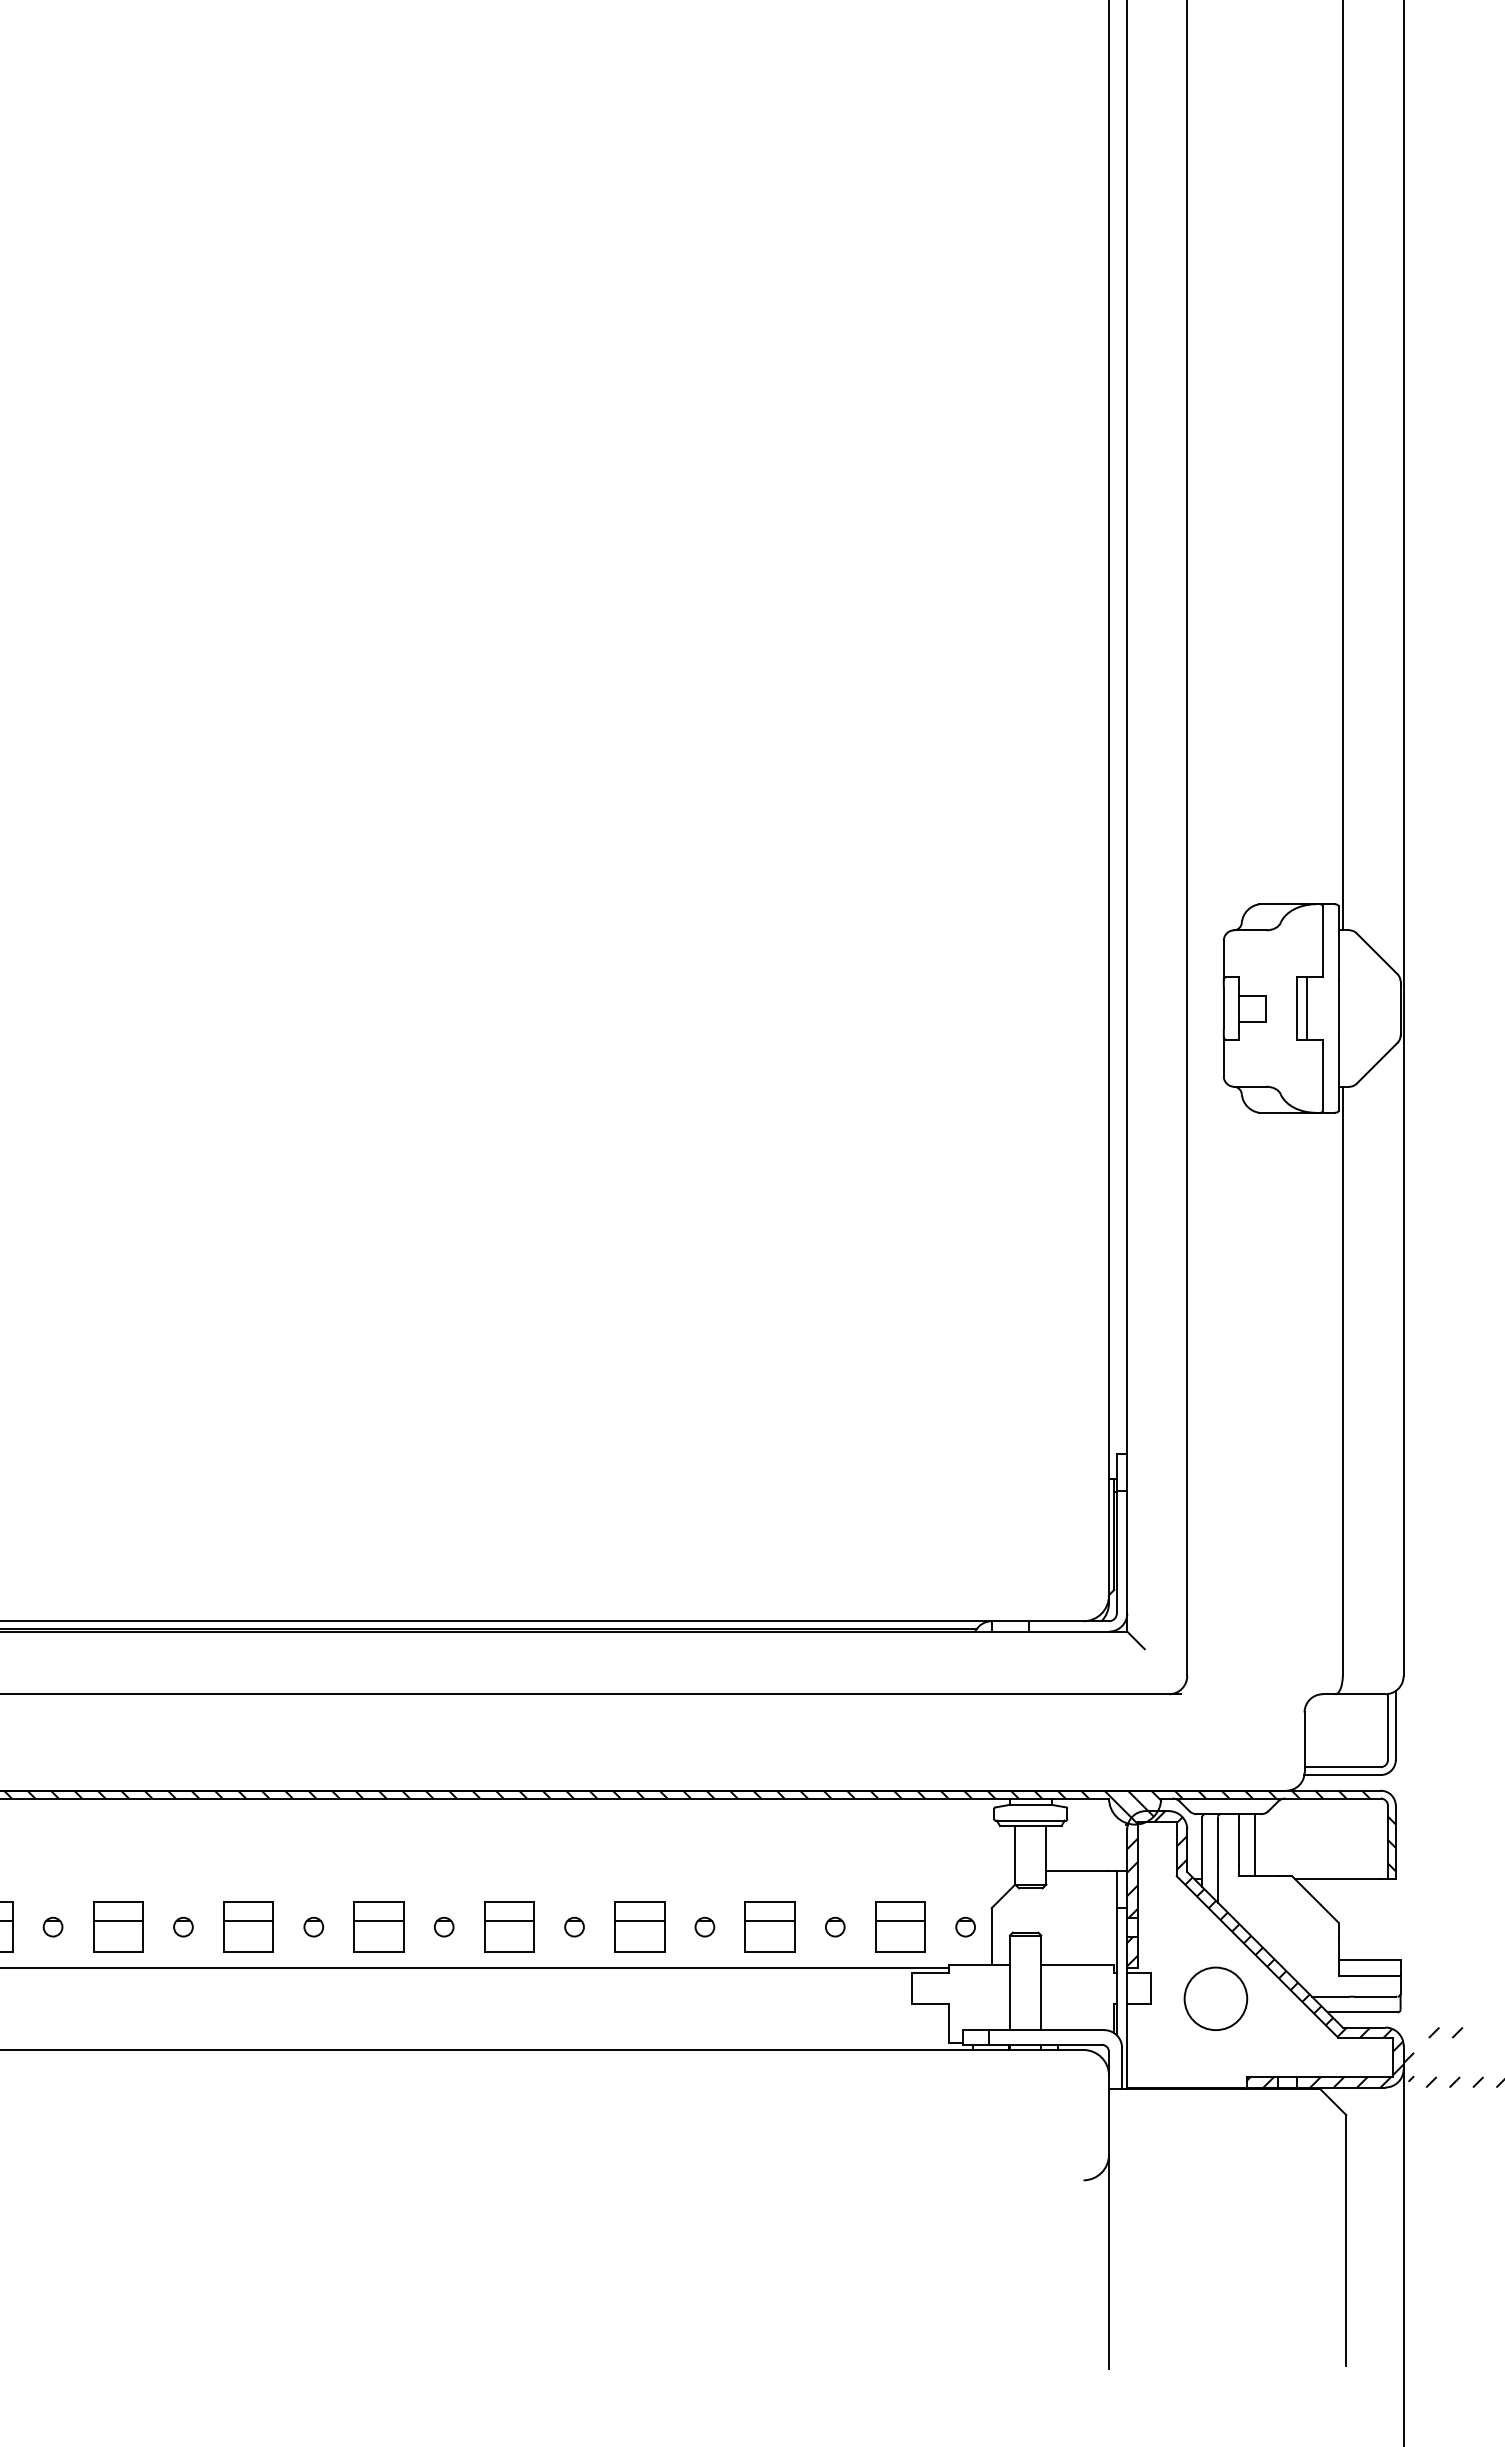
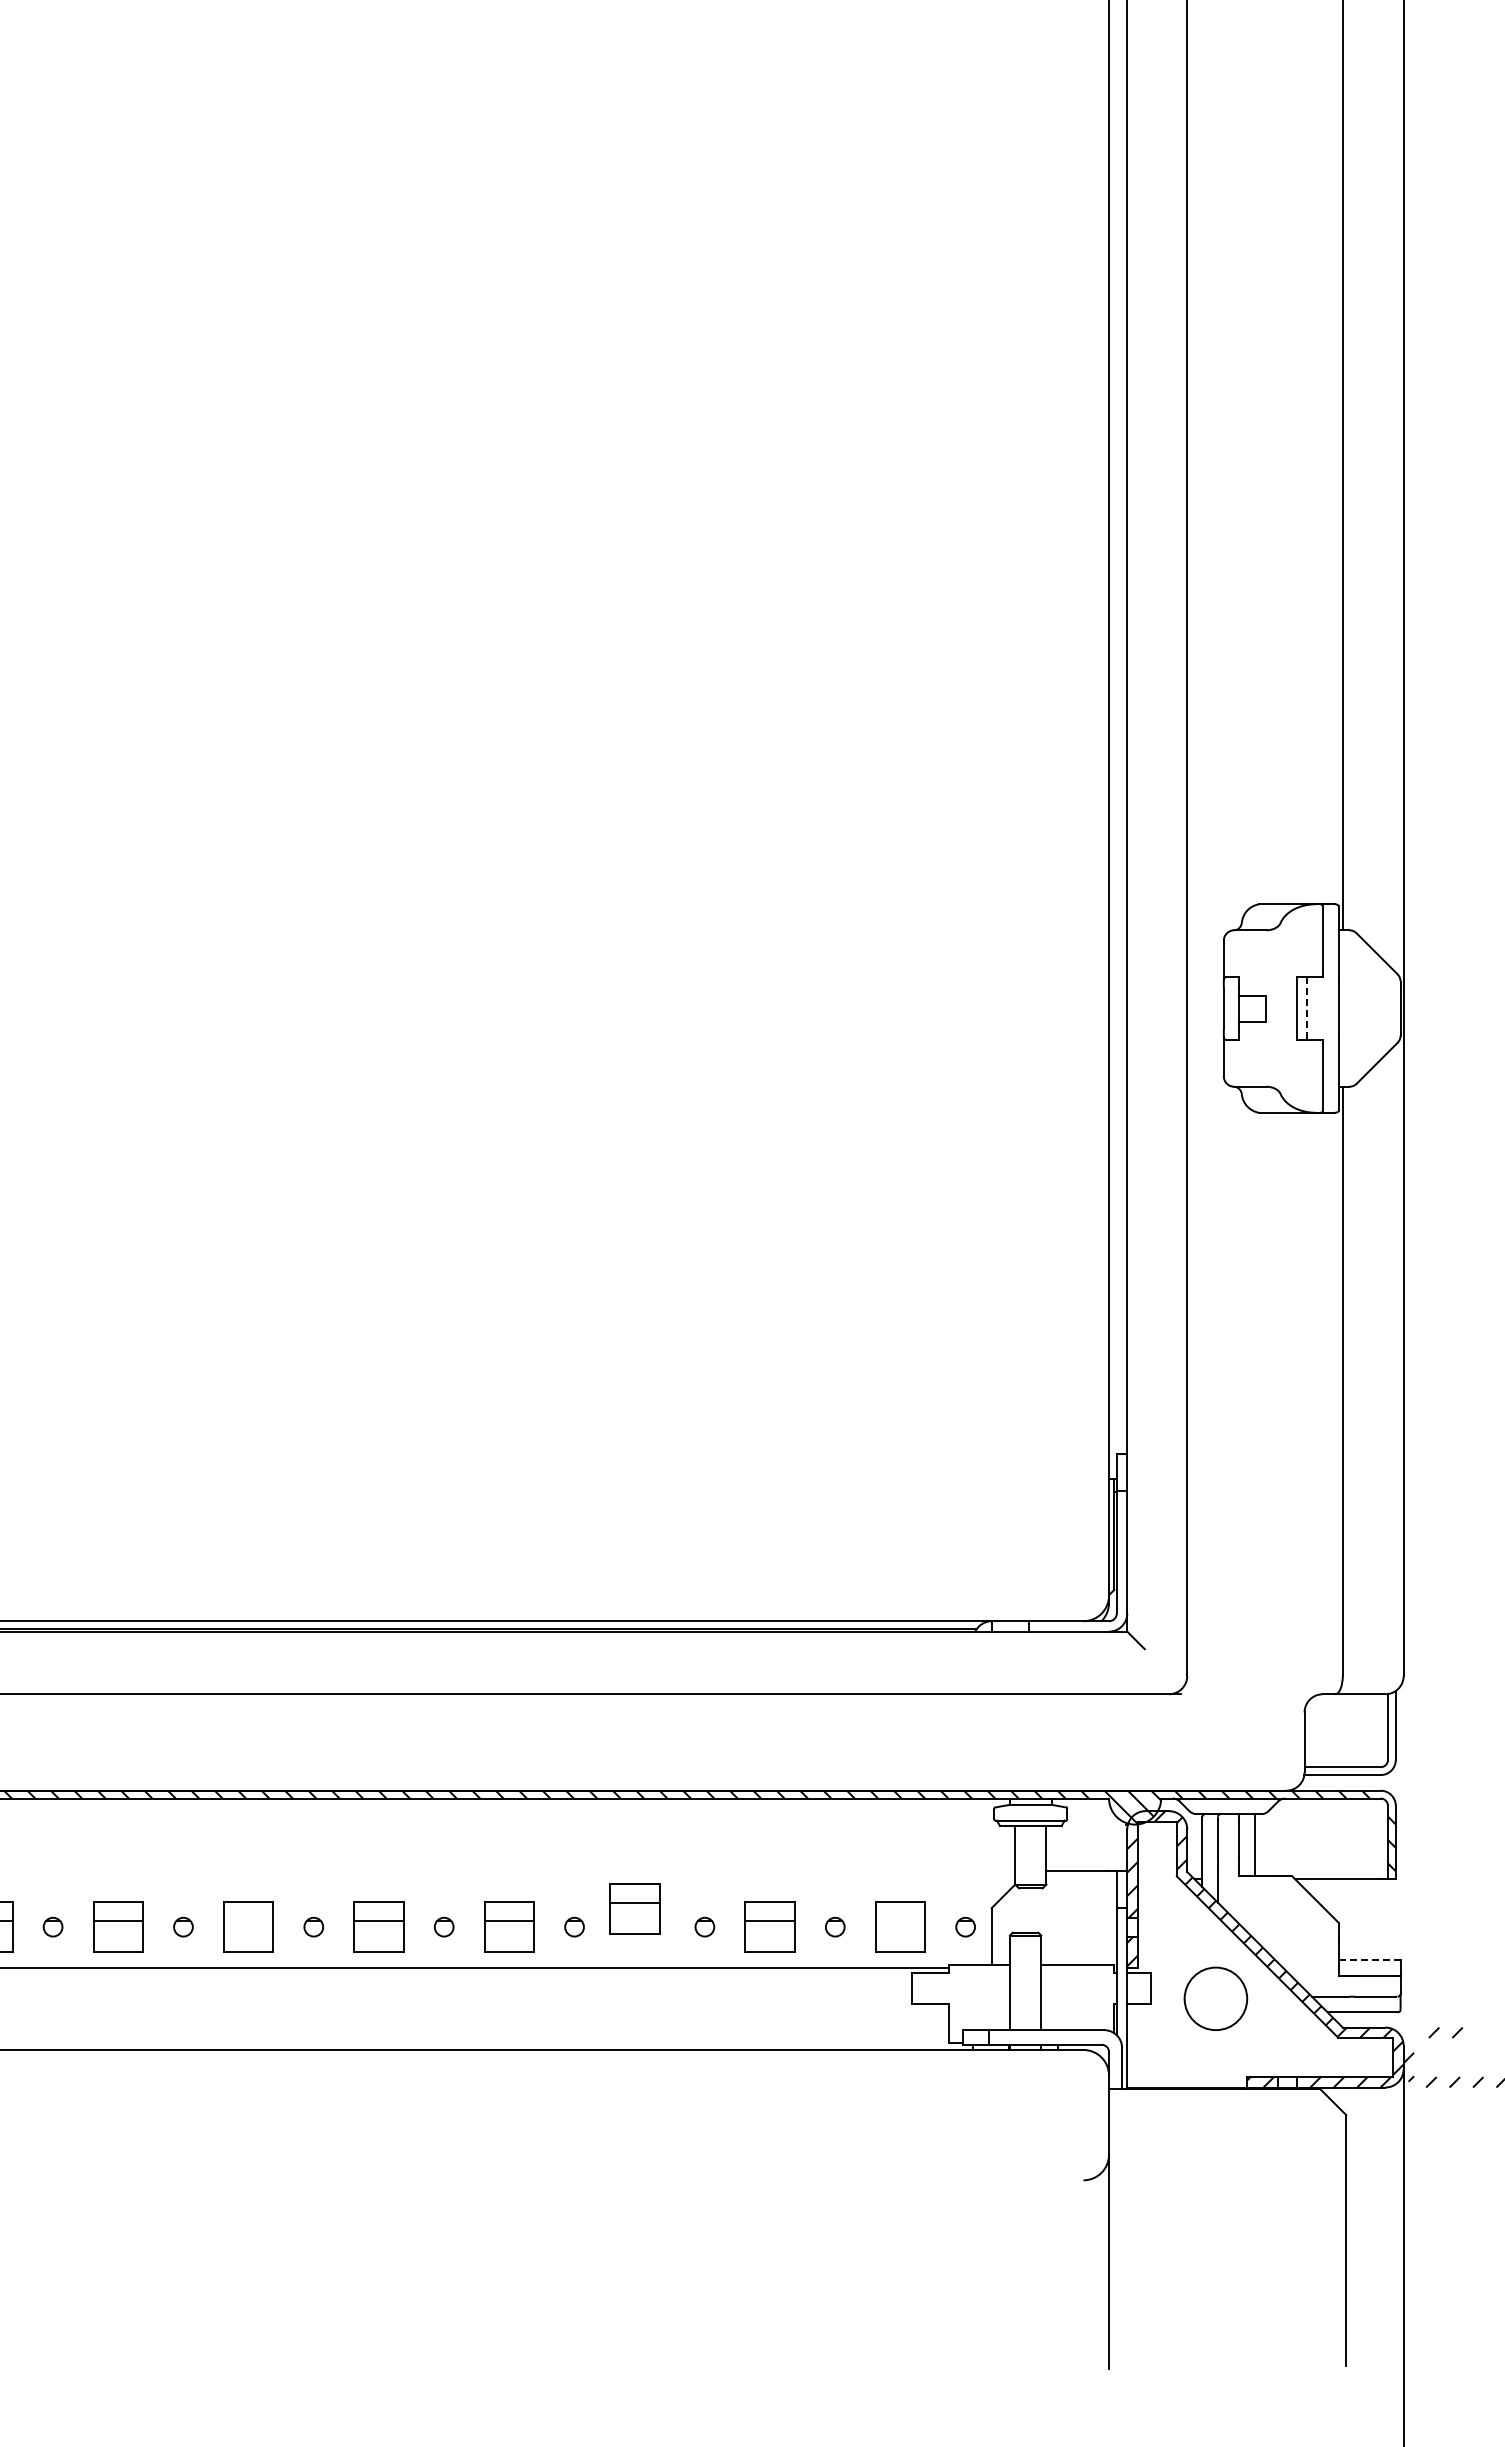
line: solid -> dashed (1307, 1009)
line: present -> none (248, 1920)
line: present -> none (900, 1920)
part position: (639, 1926) -> (634, 1908) (634, 1908)
line: solid -> dashed (1369, 1960)
